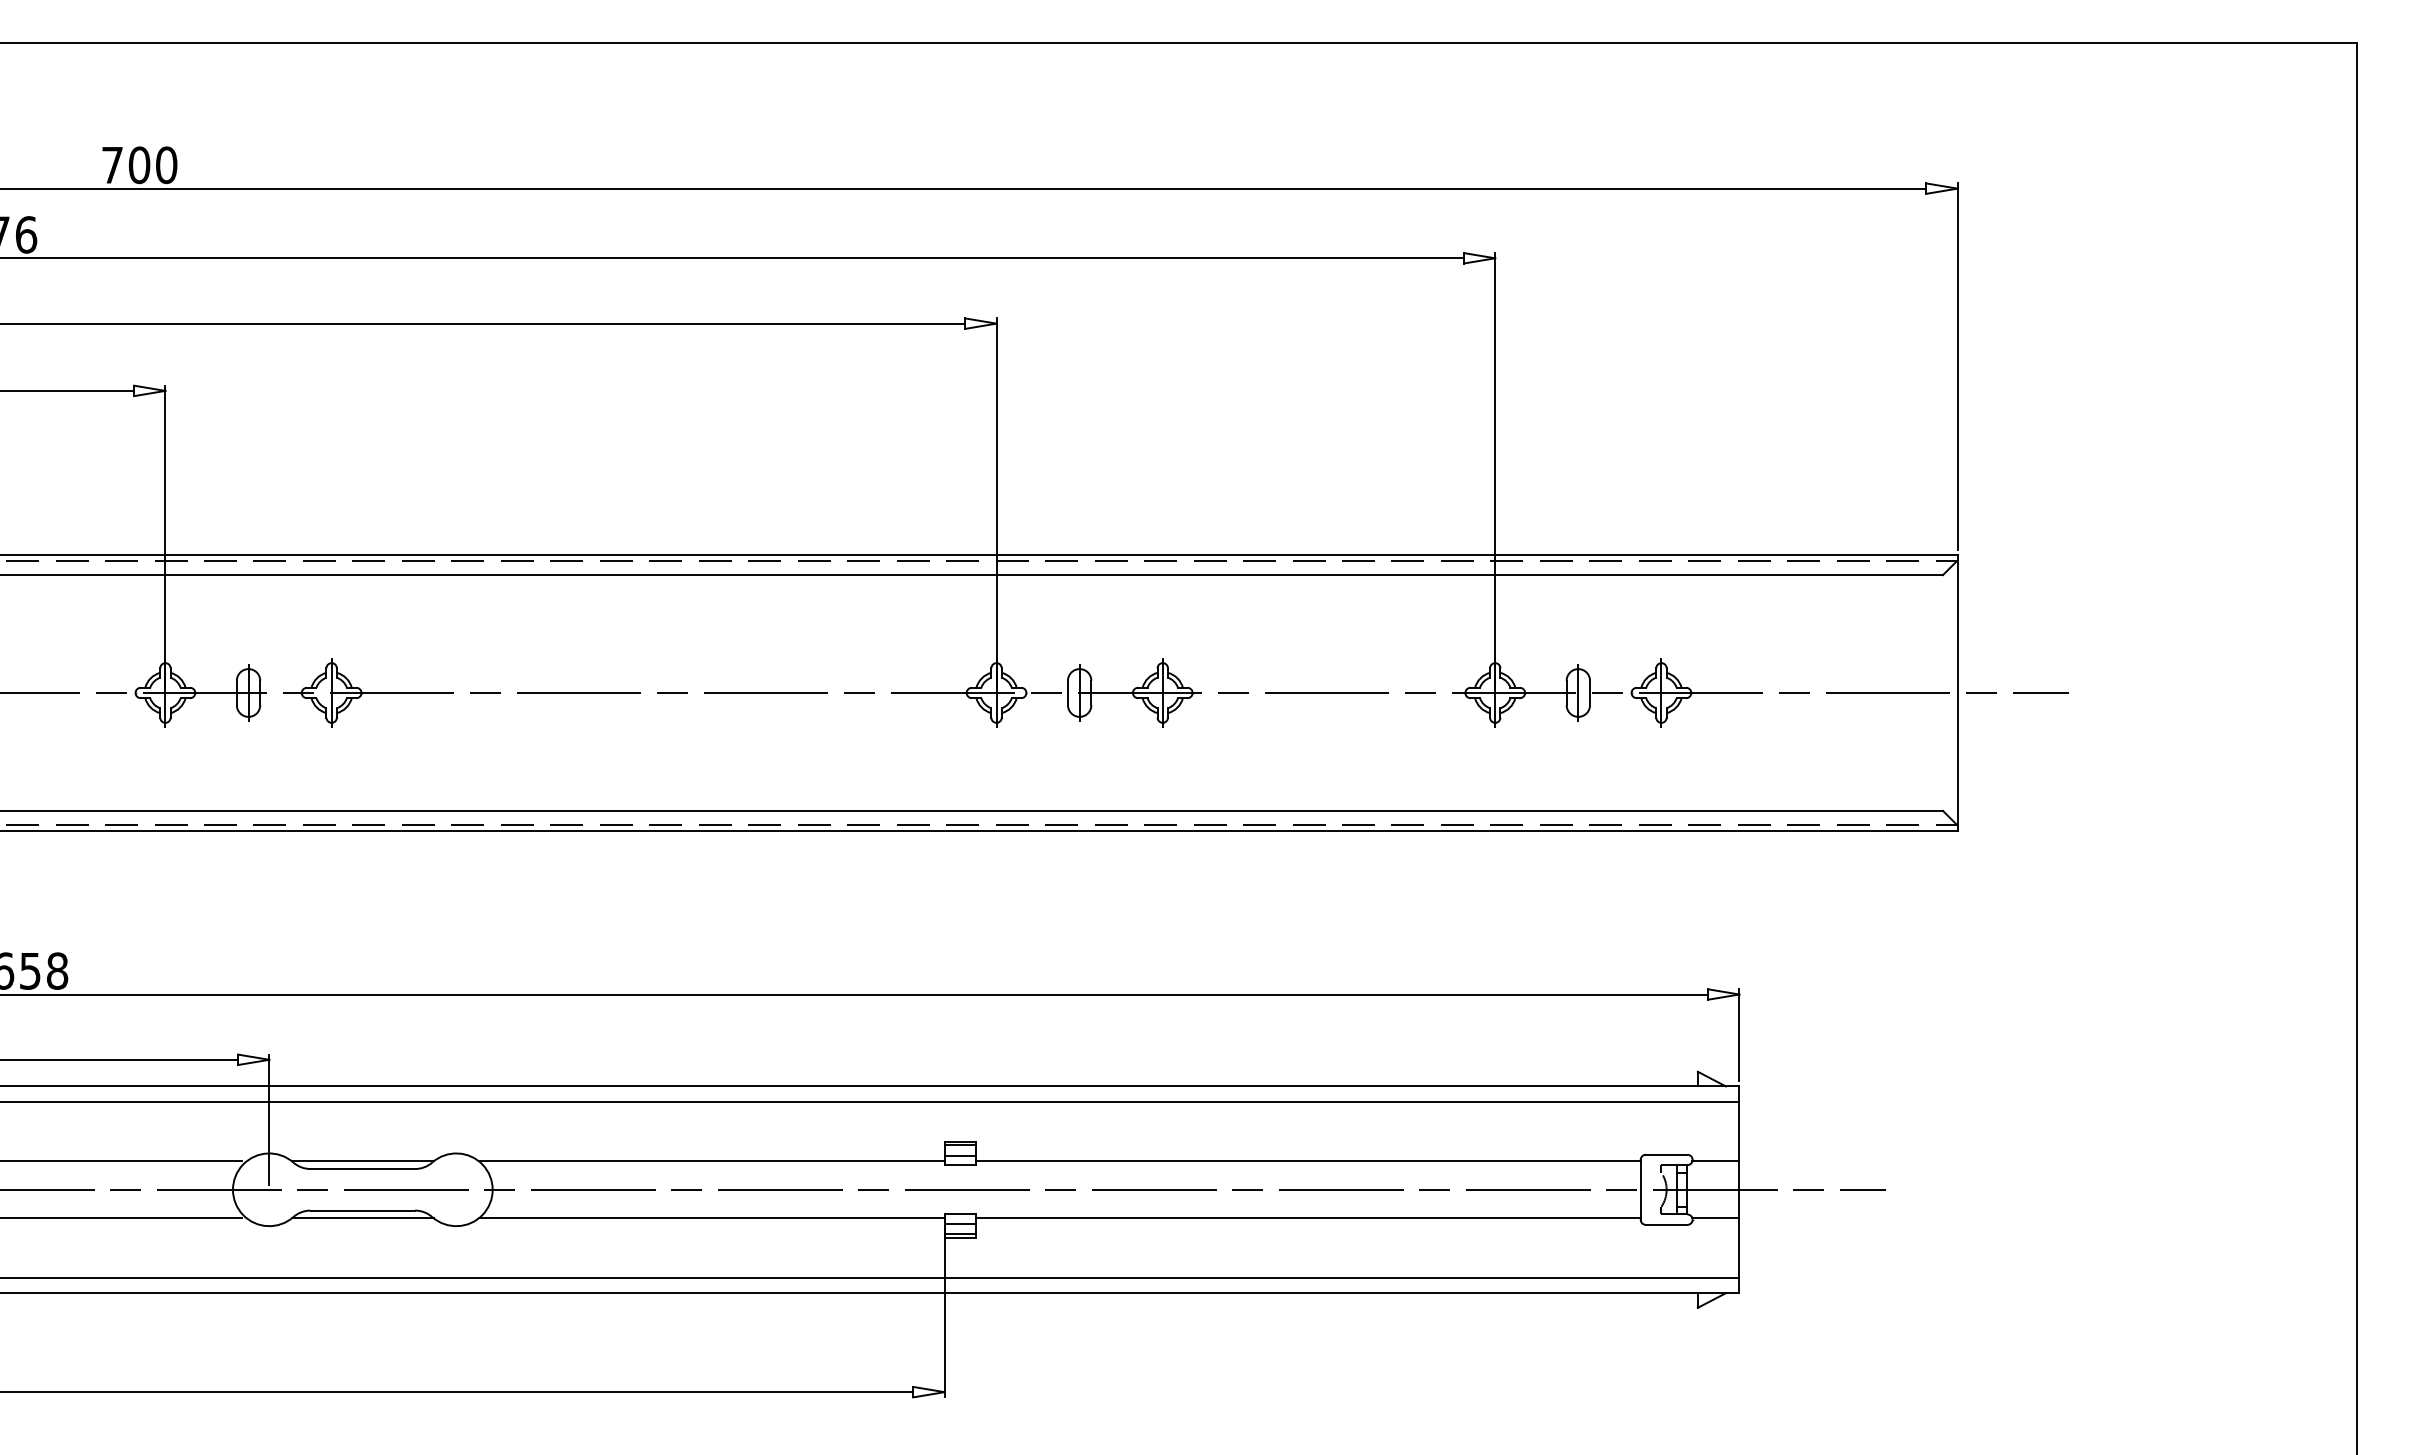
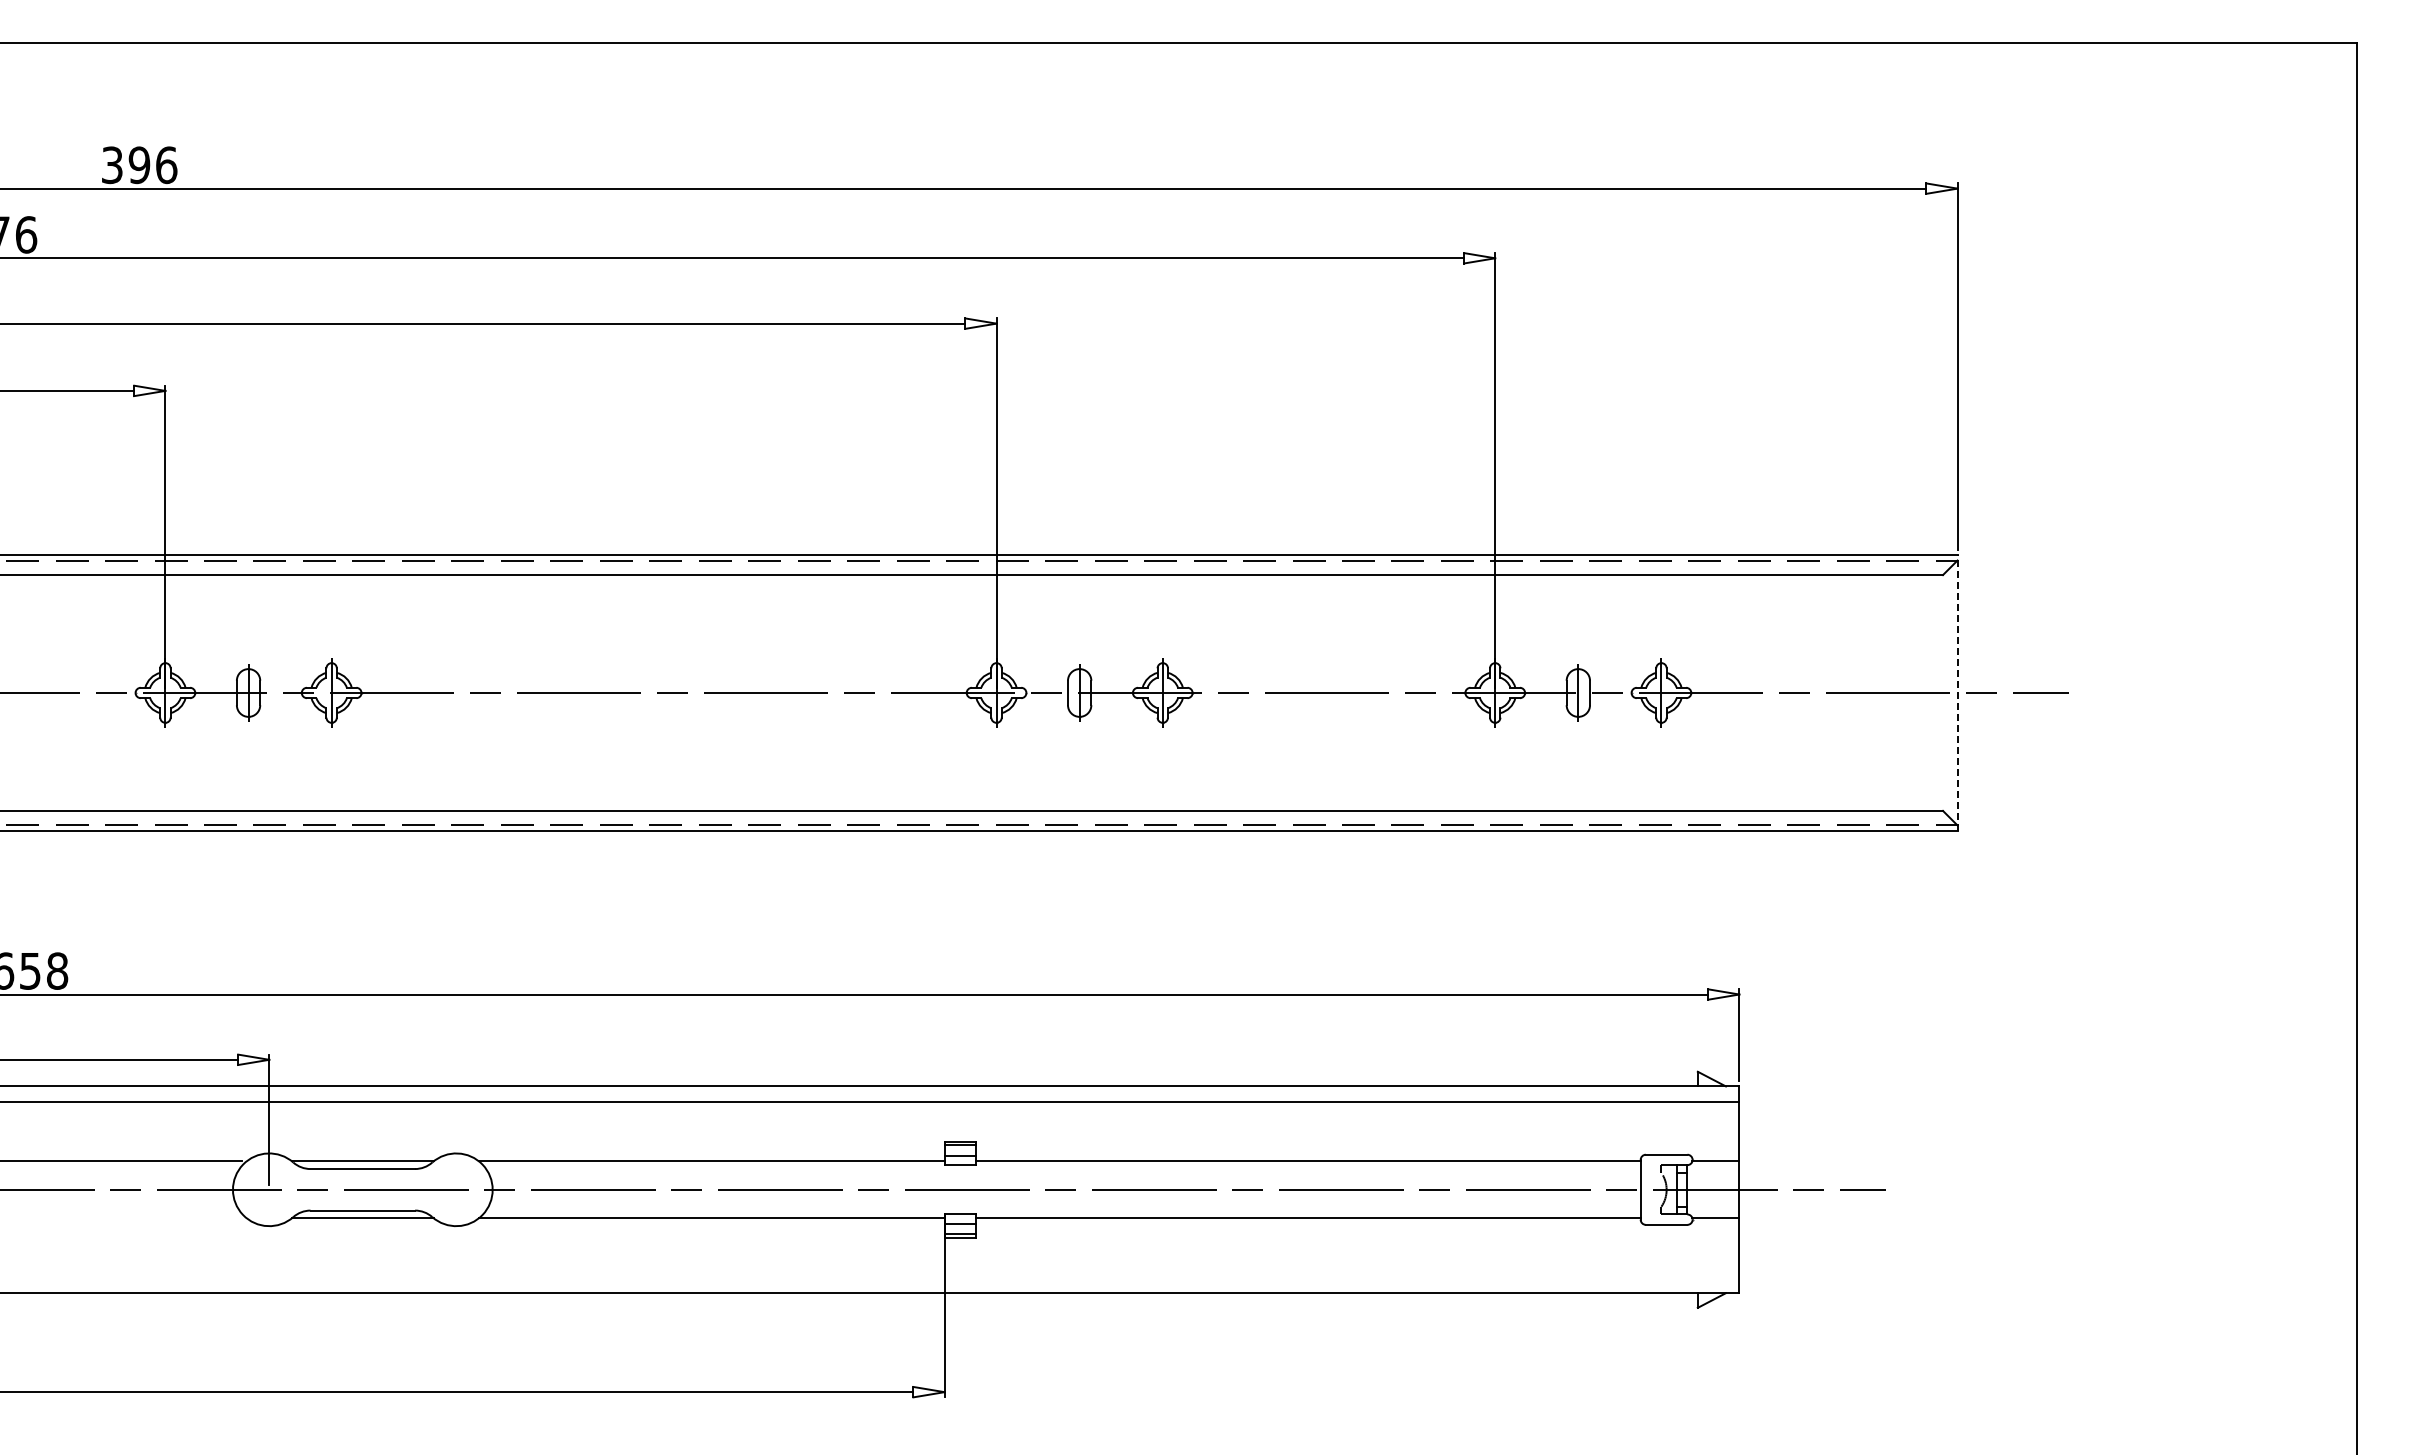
text: 700 -> 396 (139, 165)
line: solid -> dashed (1957, 693)
line: present -> none (121, 1218)
line: present -> none (870, 1277)
